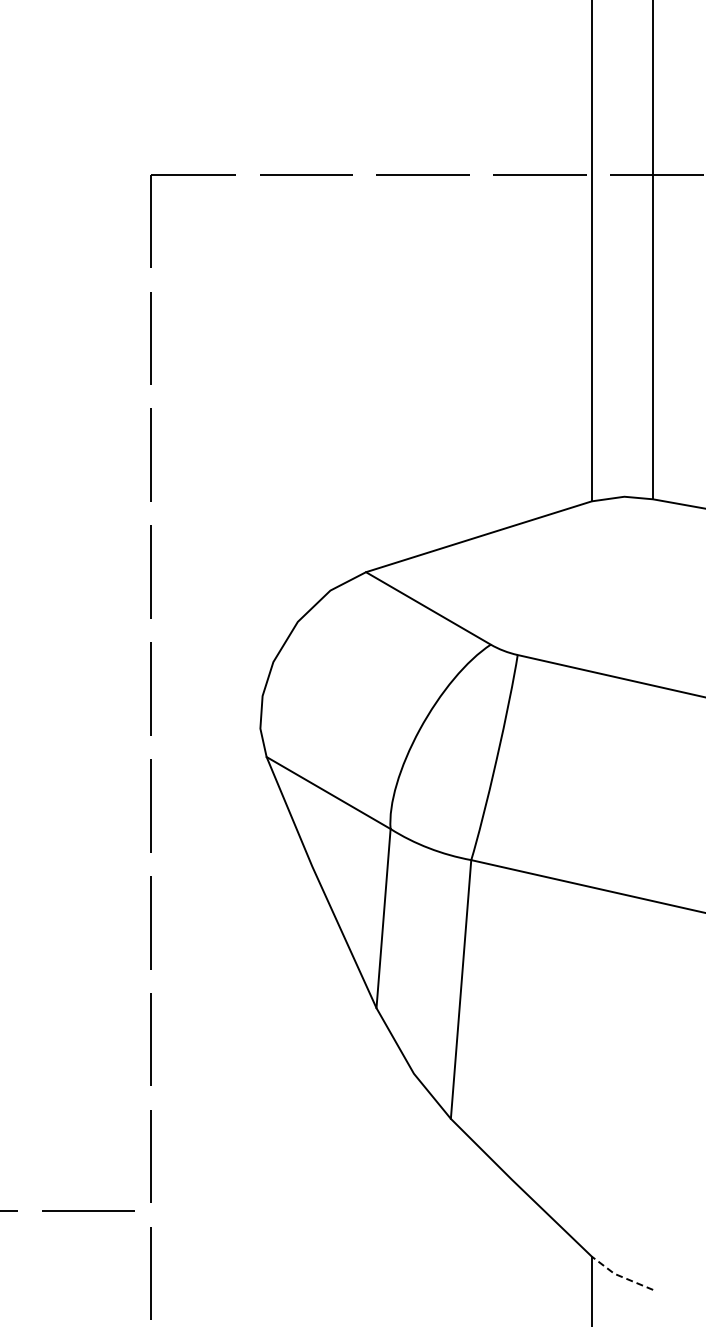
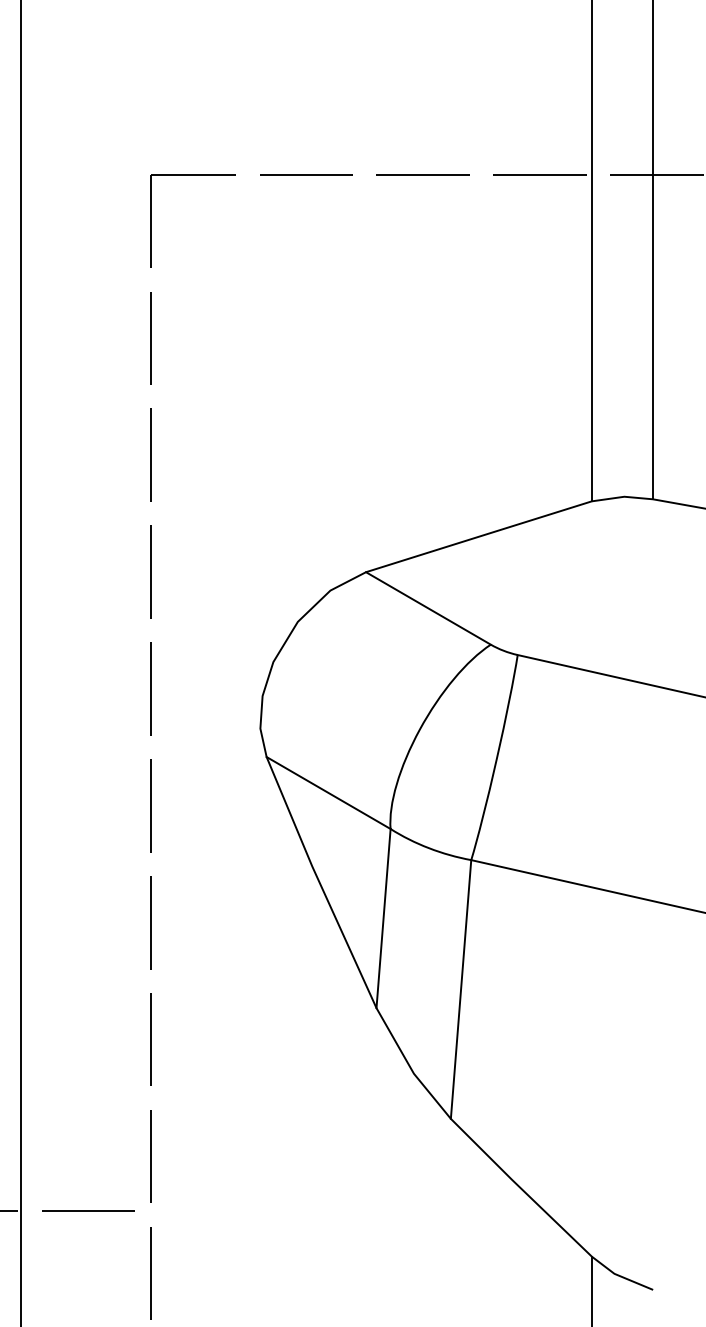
line: none -> present (21, 662)
line: dashed -> solid (619, 1276)
